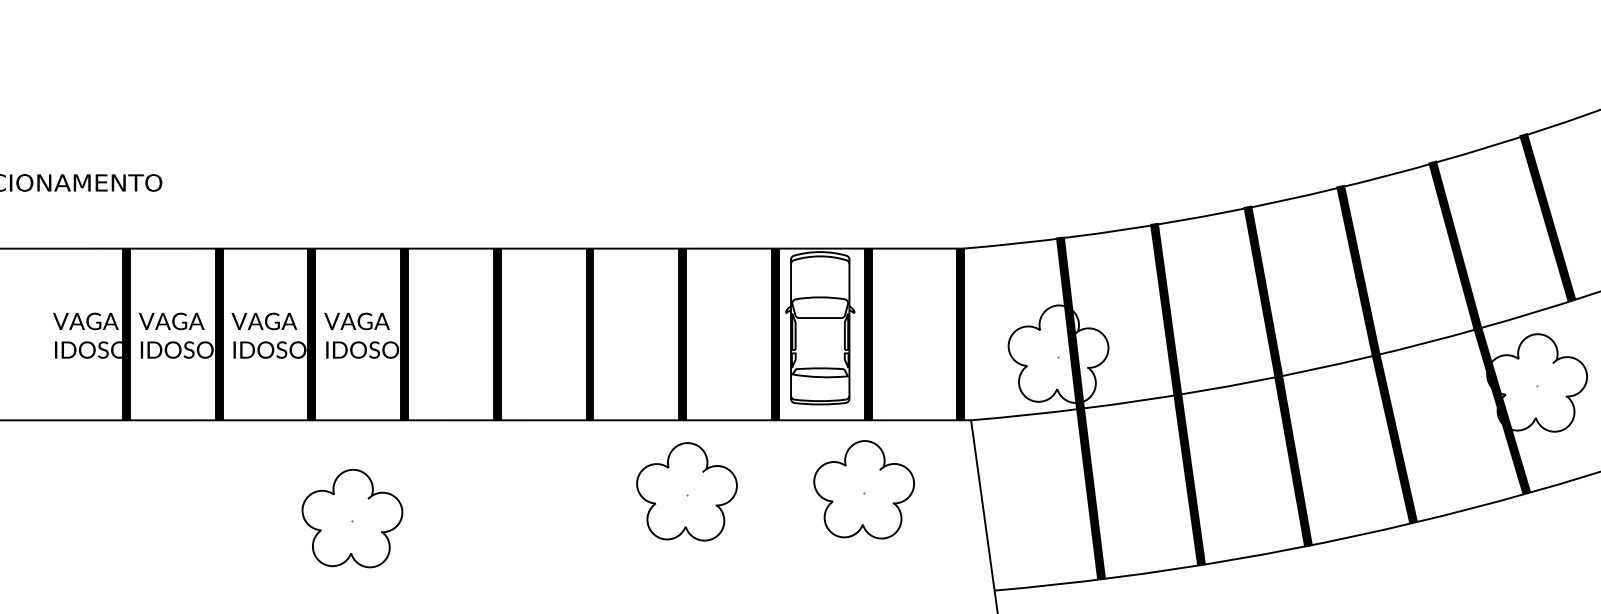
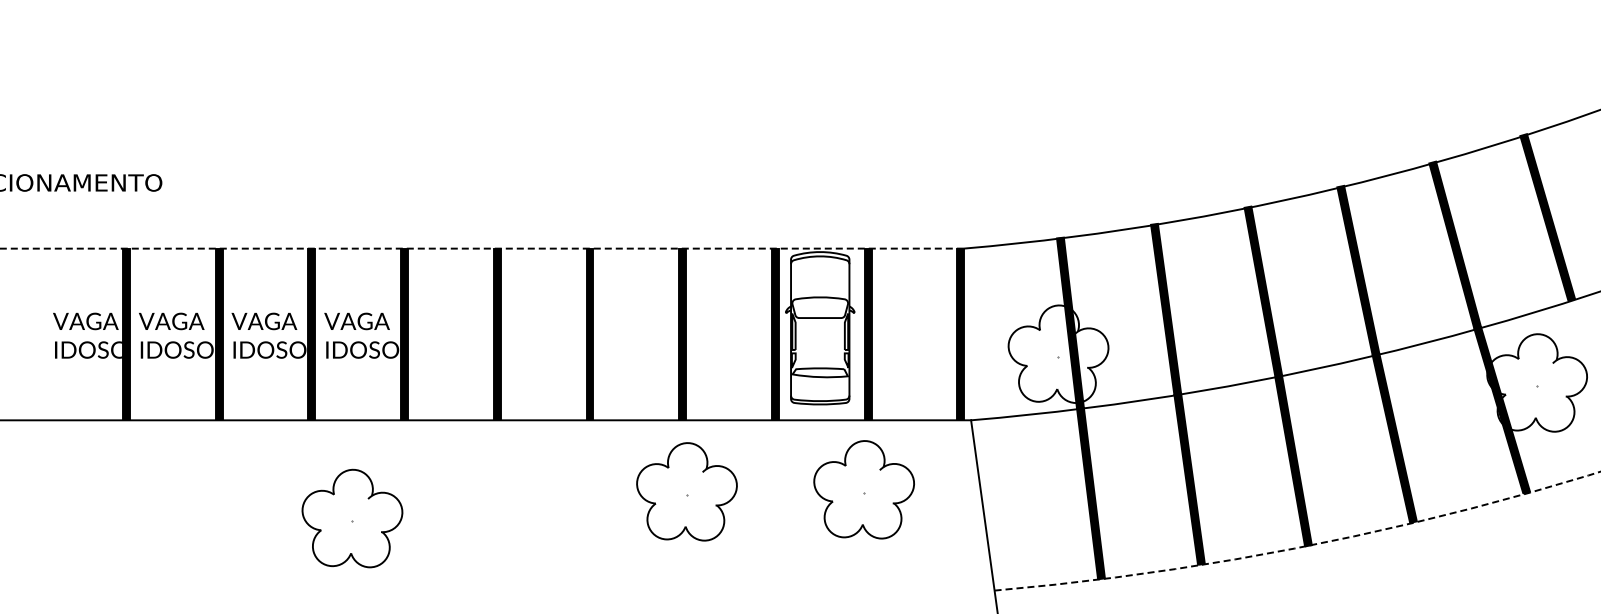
line: solid -> dashed (481, 248)
arc: solid -> dashed (1301, 547)
